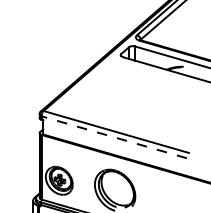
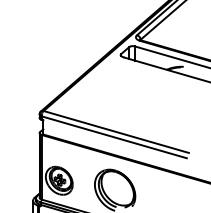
line: dashed -> solid (114, 137)
